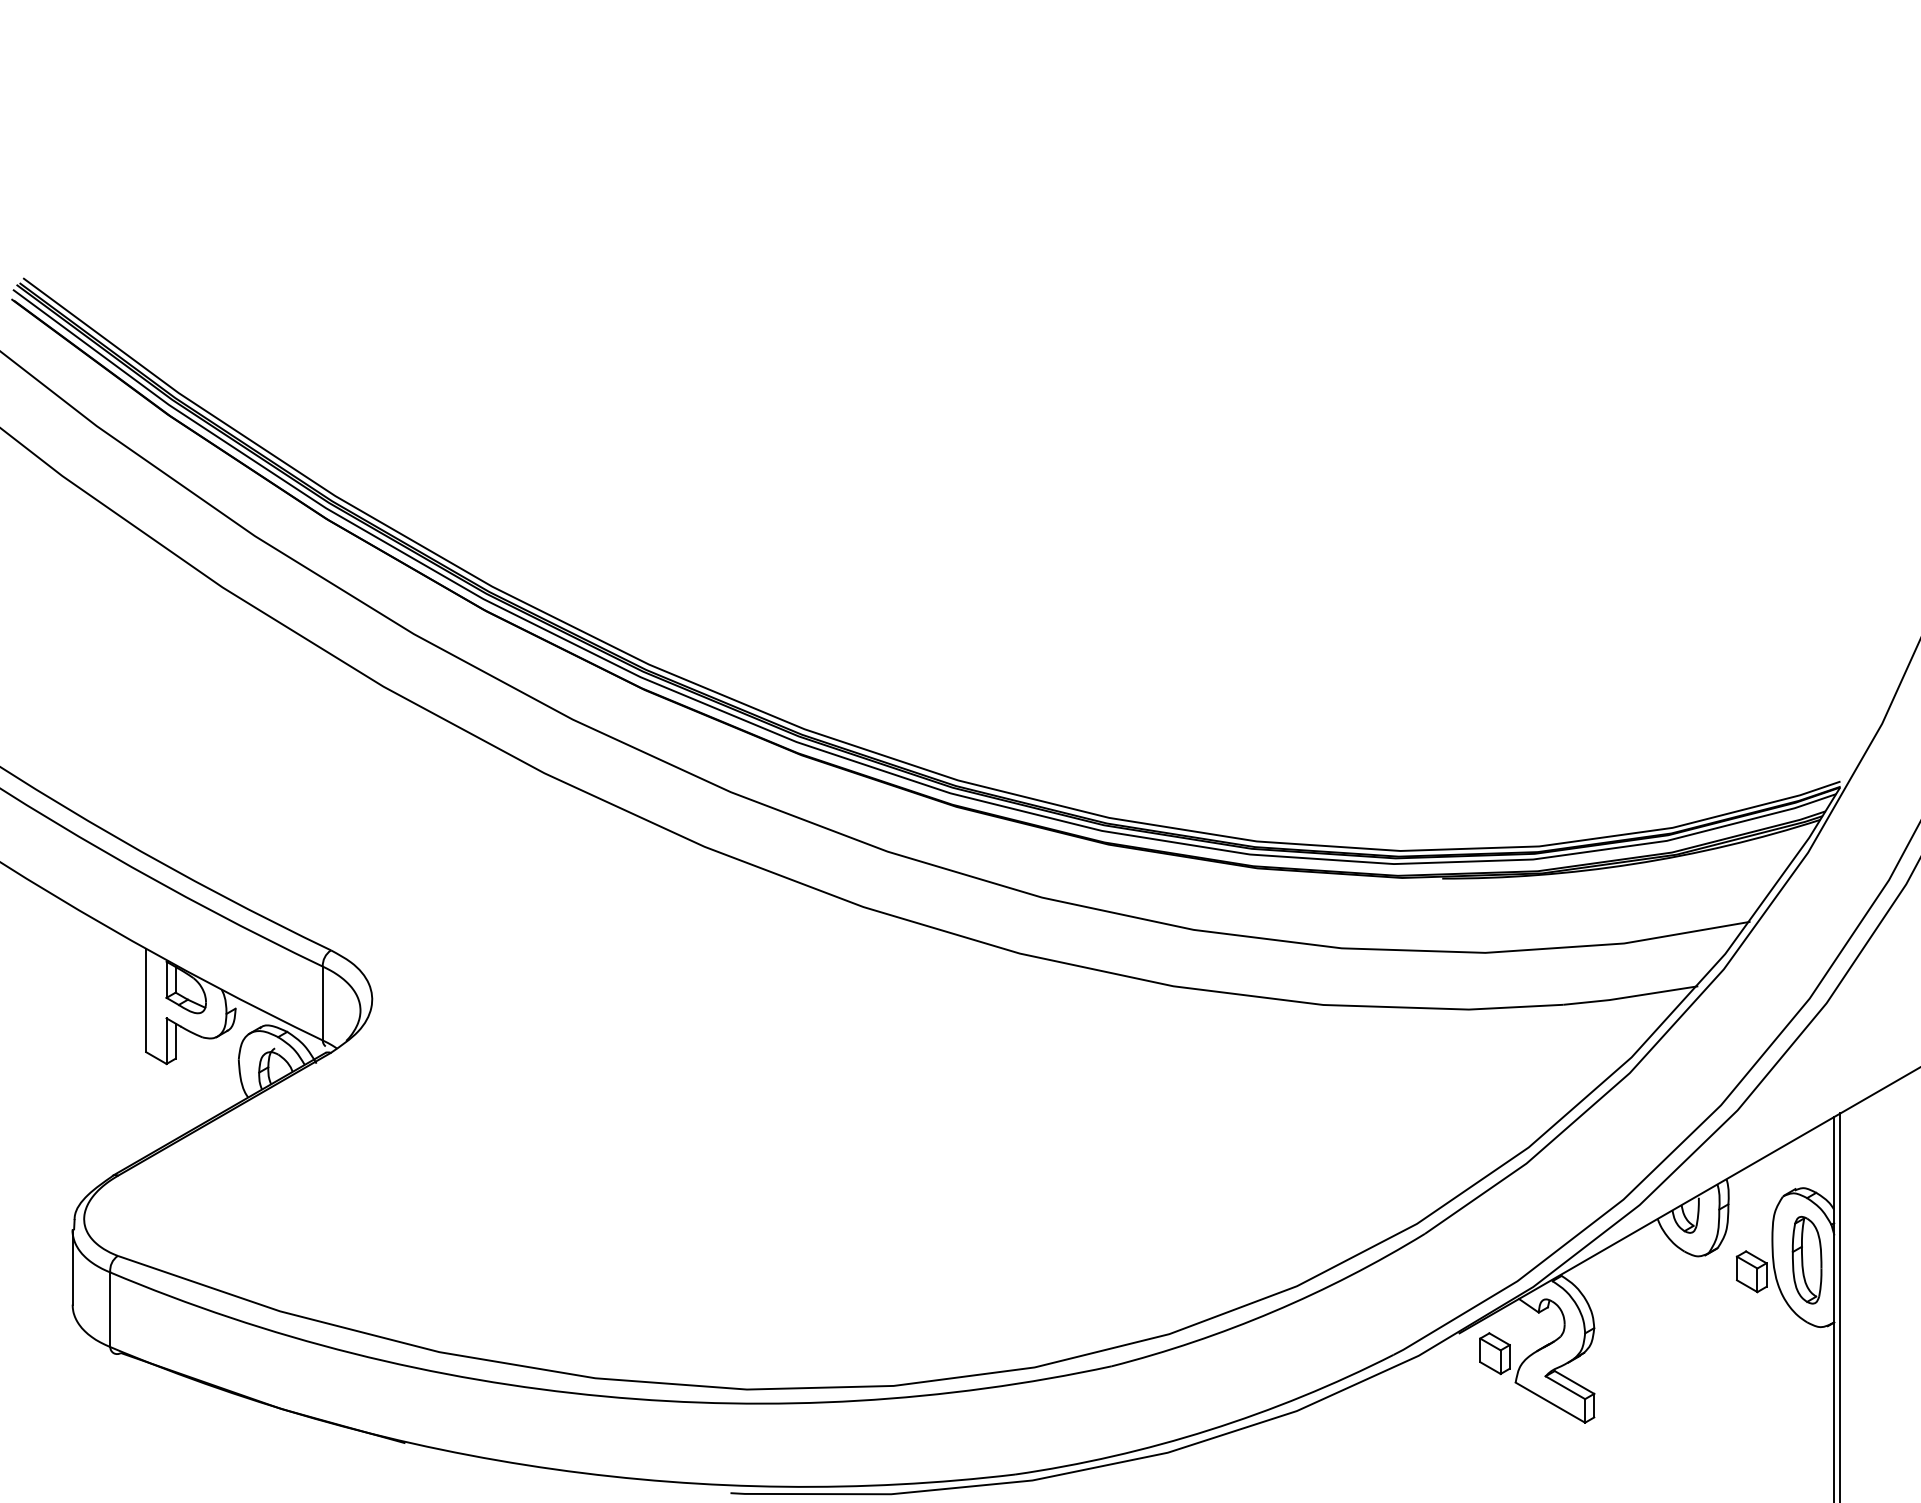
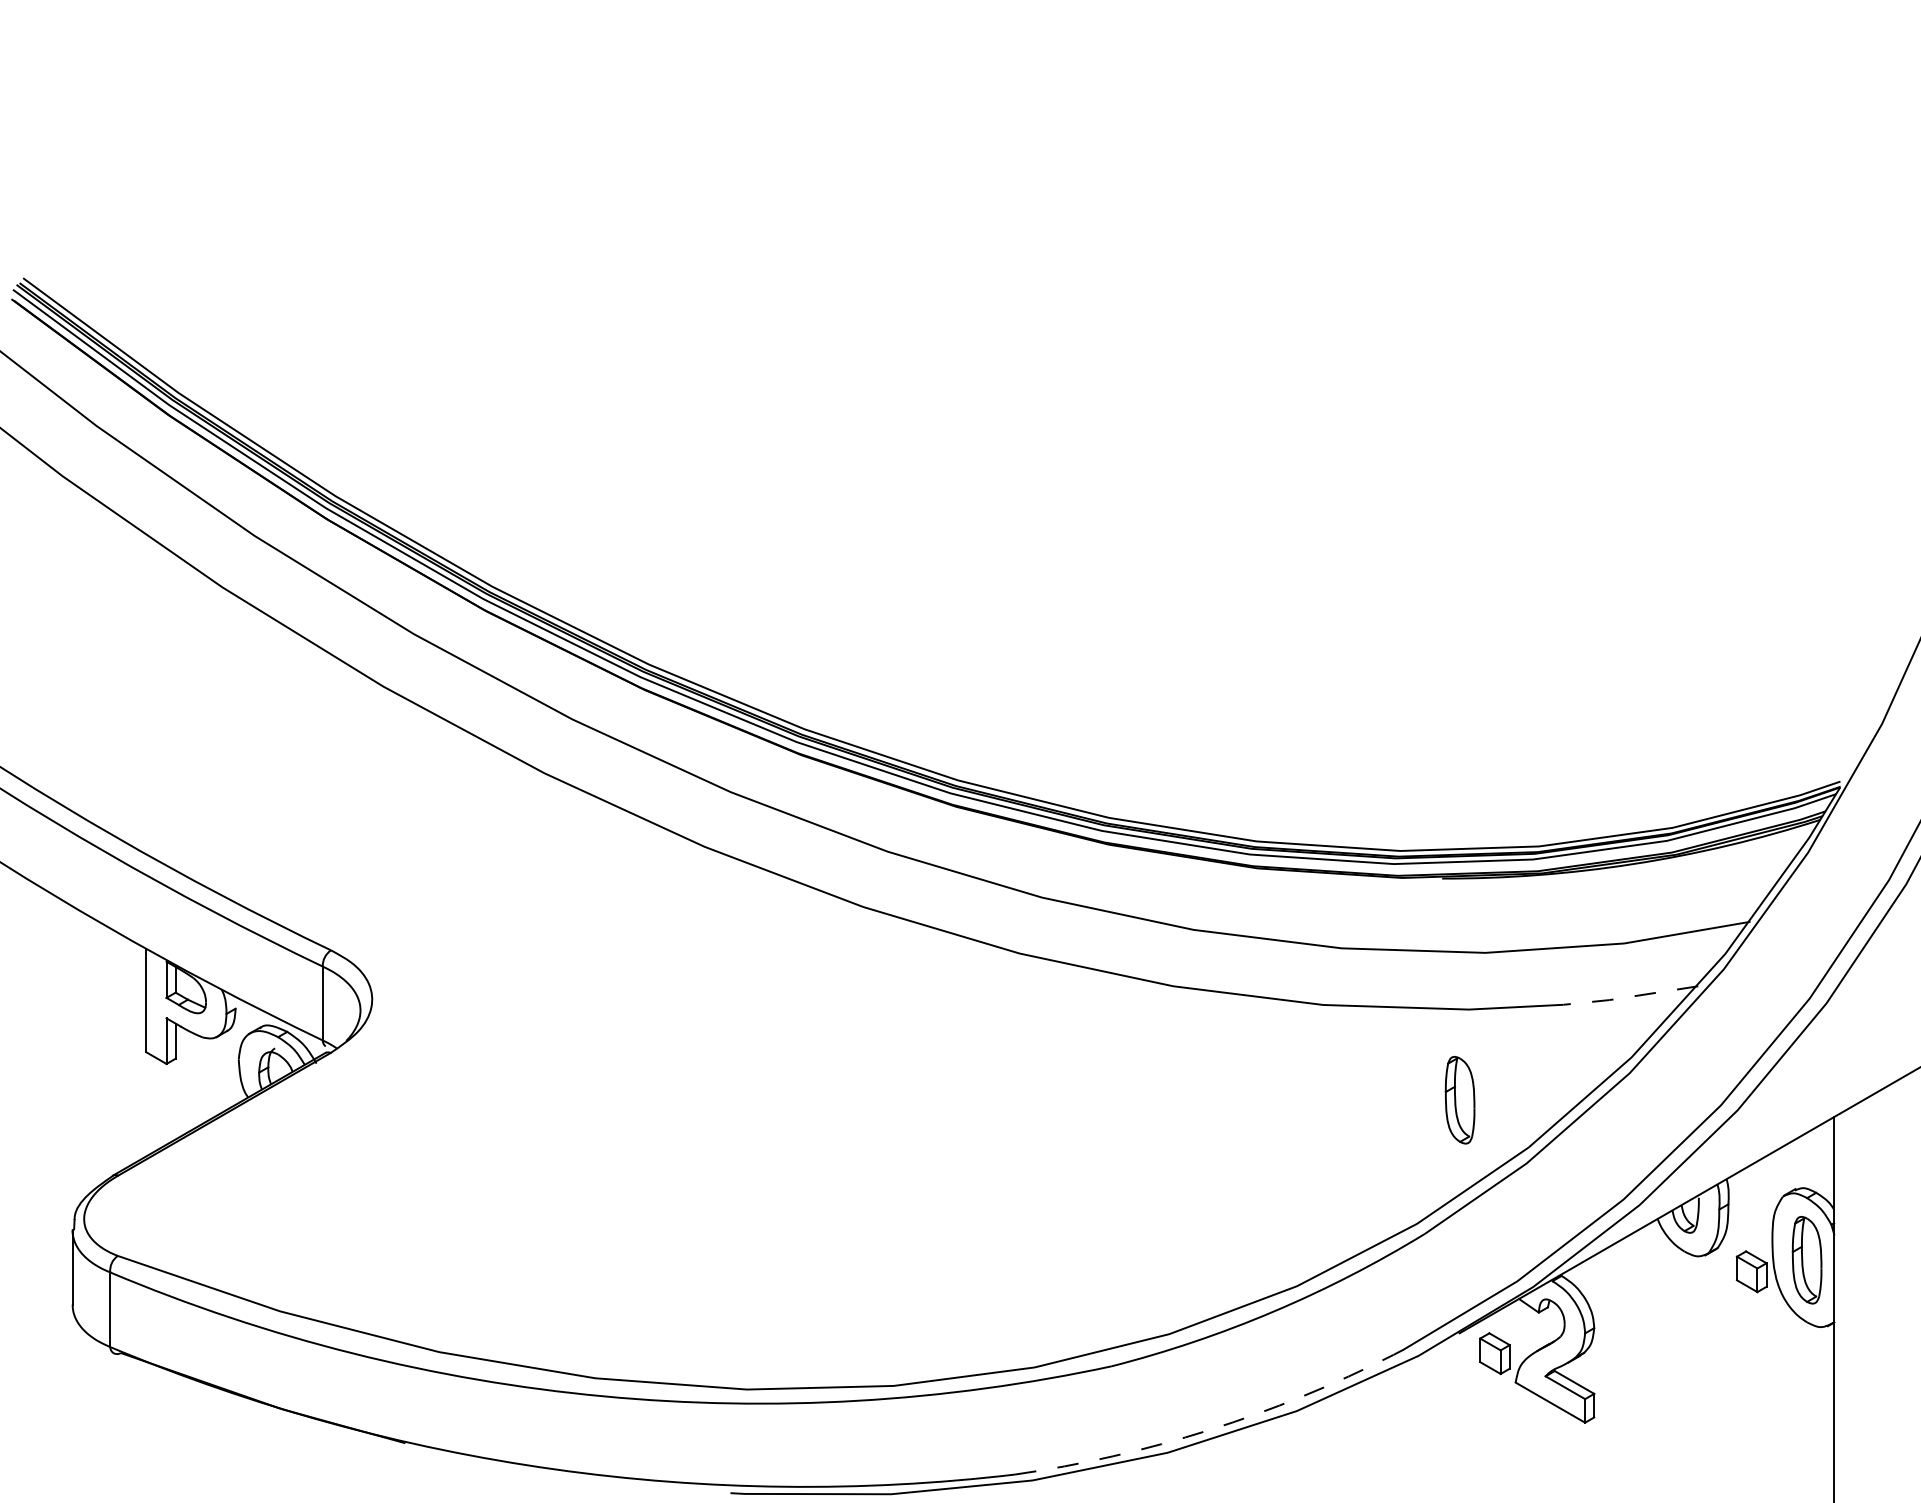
line: solid -> dashed (1630, 996)
part: none -> present (1459, 1099)
line: present -> none (1840, 1306)
arc: solid -> dashed (1209, 1430)
